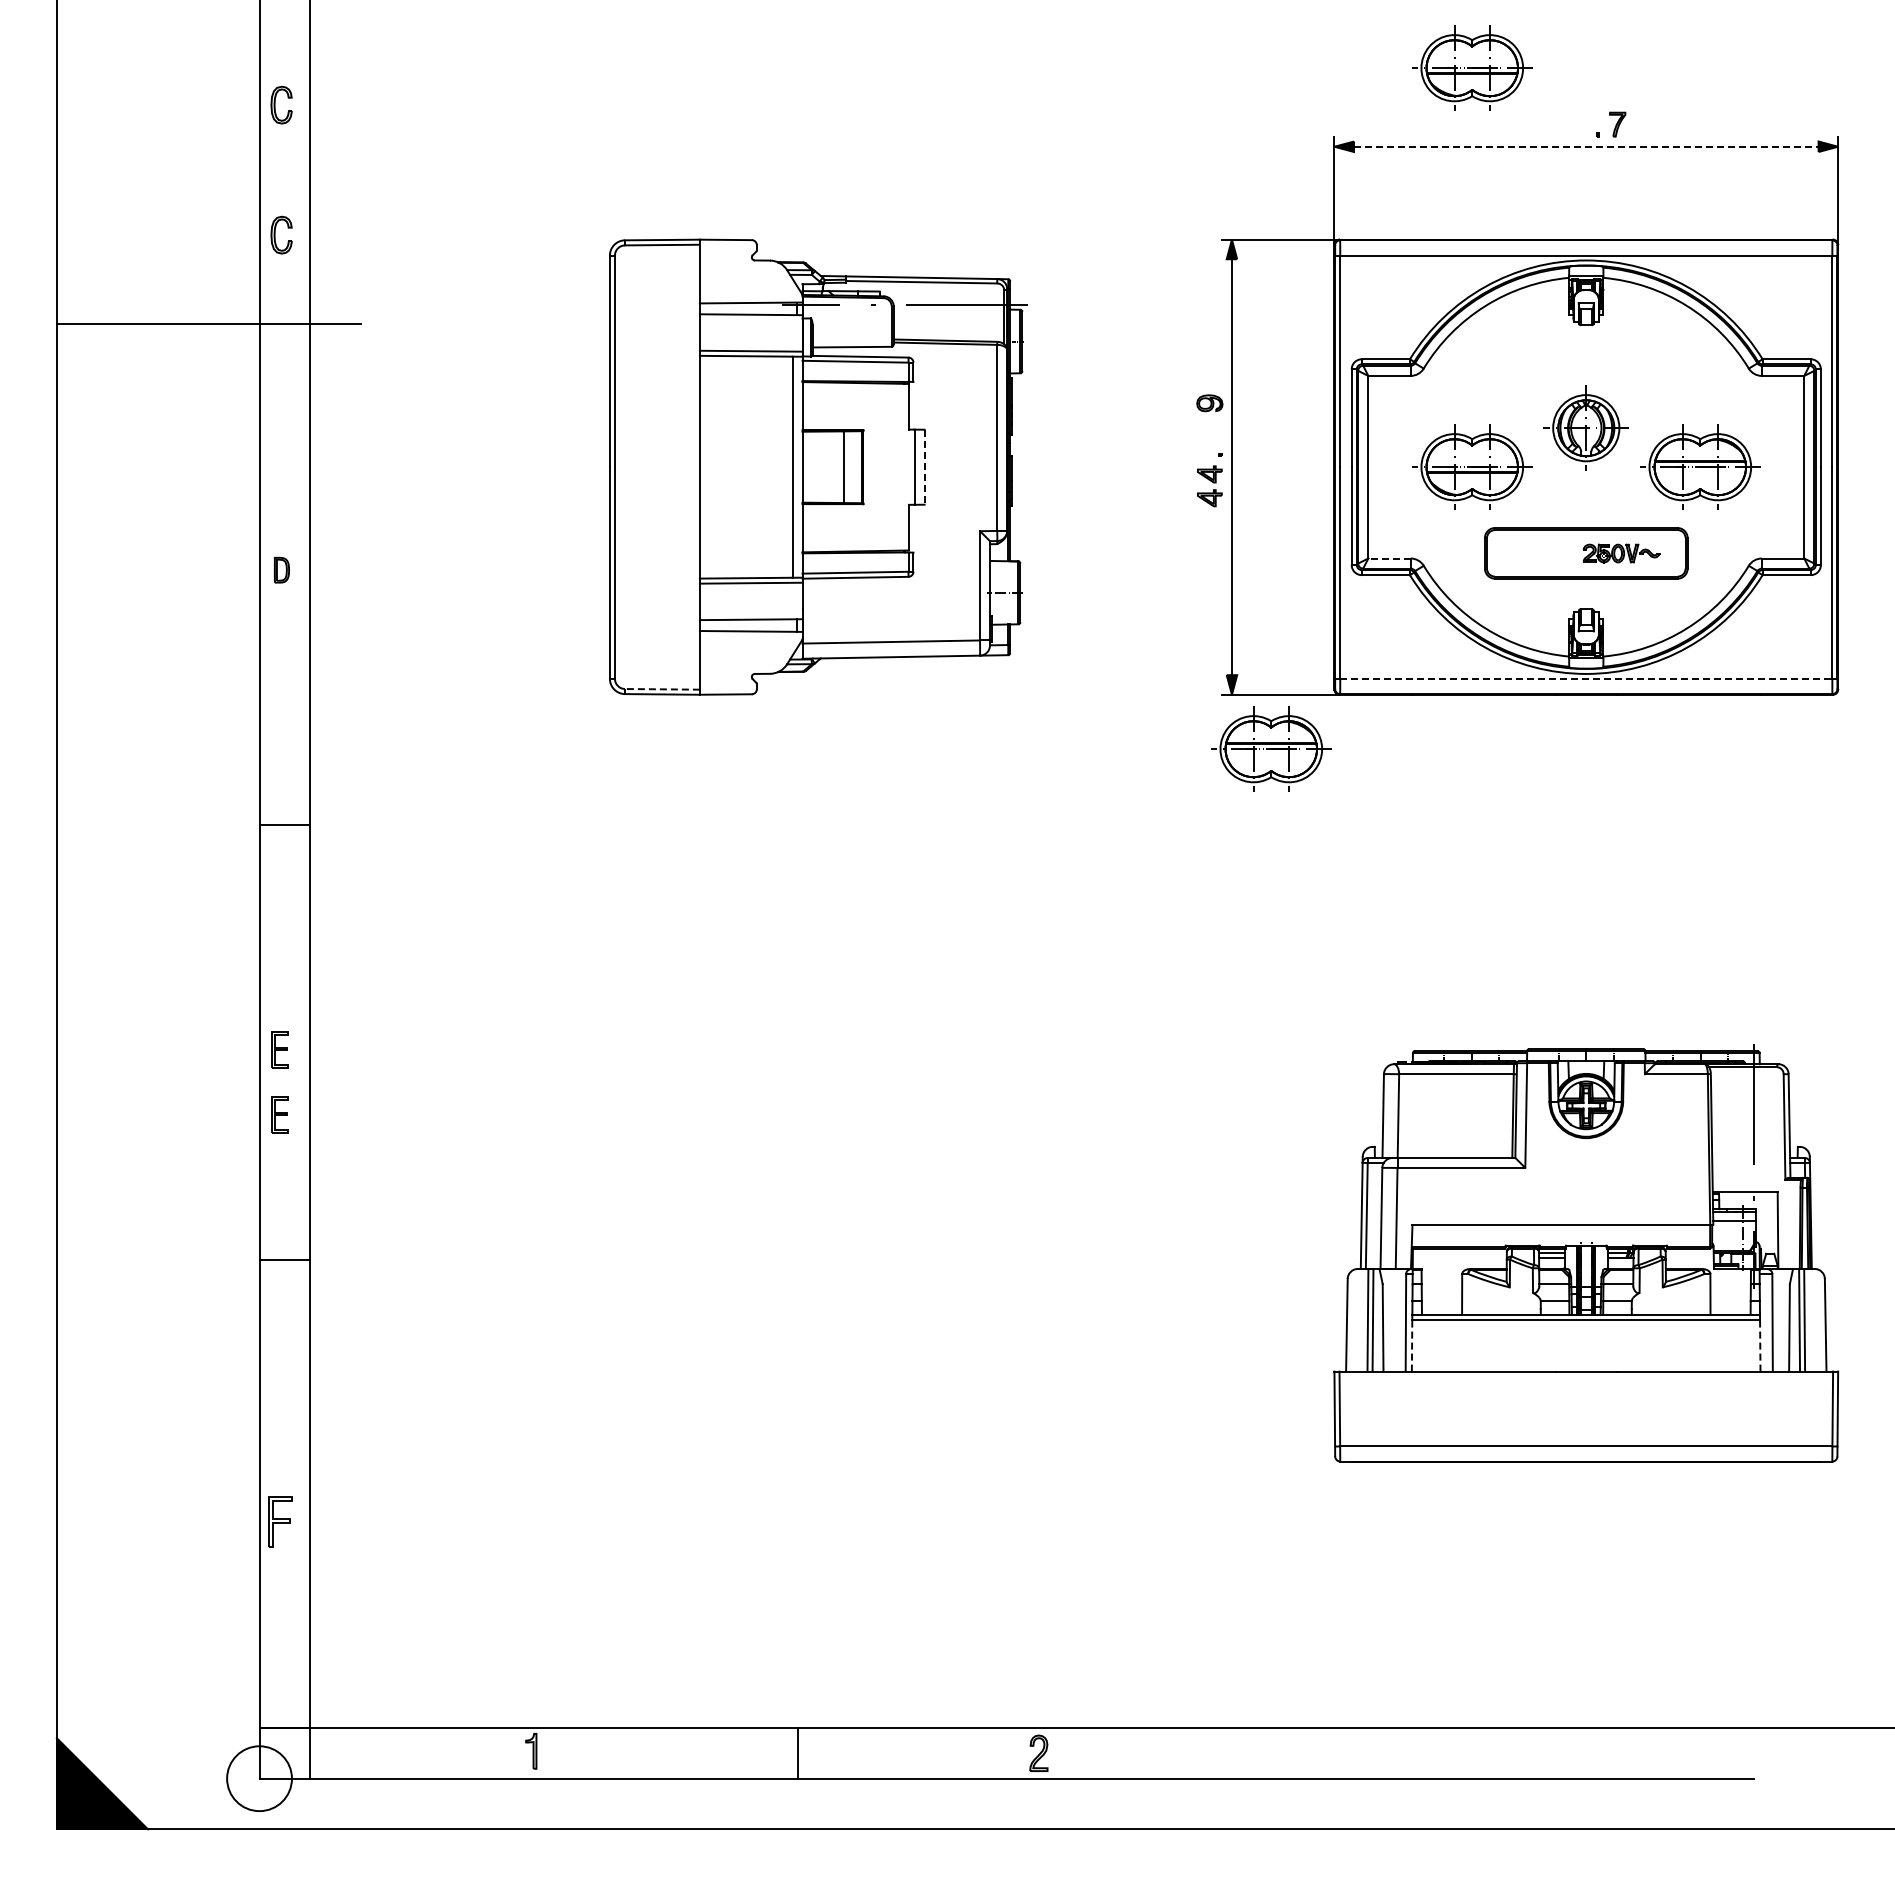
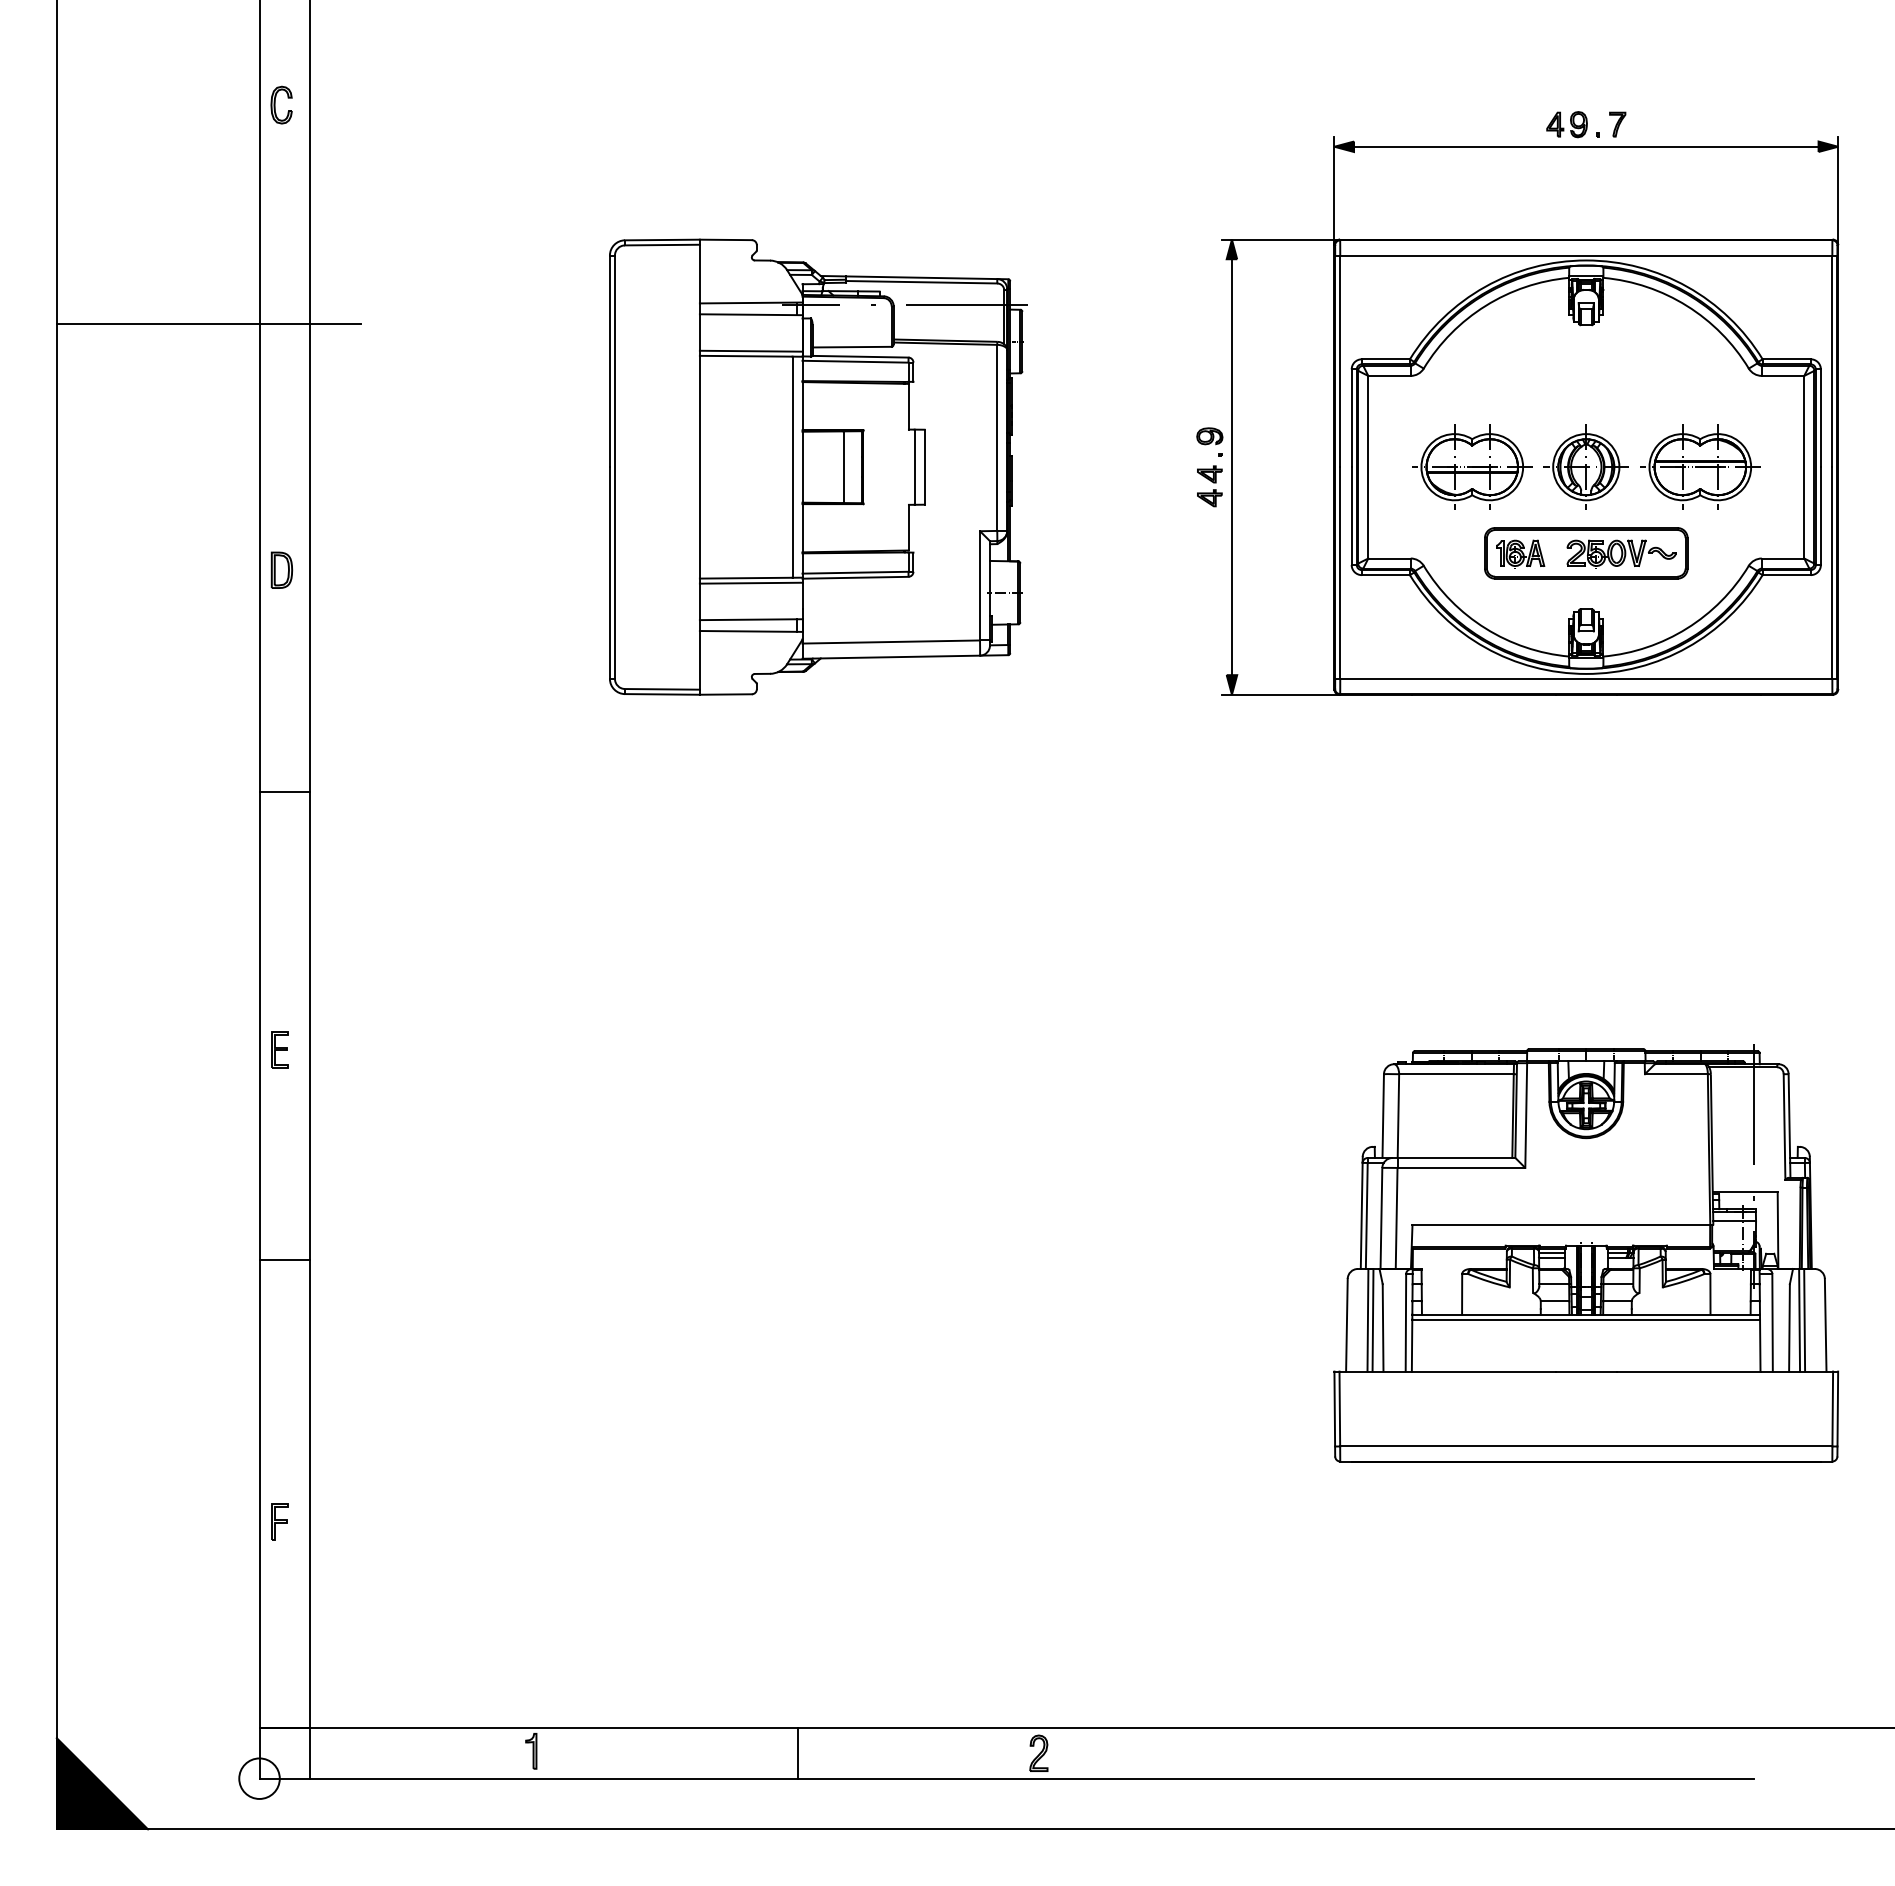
part: present -> none (1472, 67)
part: none -> present (1566, 124)
line: dashed -> solid (1586, 146)
part: present -> none (281, 234)
part position: (1209, 403) -> (1209, 436) (1209, 436)
part position: (1585, 427) -> (1585, 466) (1585, 466)
line: dashed -> solid (924, 467)
part: none -> present (1520, 553)
part size: 79x21 px -> 111x30 px (1621, 553)
line: dashed -> solid (1389, 558)
part size: 16x28 px -> 24x38 px (281, 569)
line: dashed -> solid (1586, 678)
line: dashed -> solid (661, 689)
part: present -> none (1271, 748)
line position: (284, 825) -> (284, 792) (284, 792)
part: present -> none (279, 1114)
line: dashed -> solid (1412, 1345)
line: dashed -> solid (1760, 1345)
part size: 25x52 px -> 18x38 px (279, 1521)
circle diameter: 65 px -> 41 px (259, 1778)
